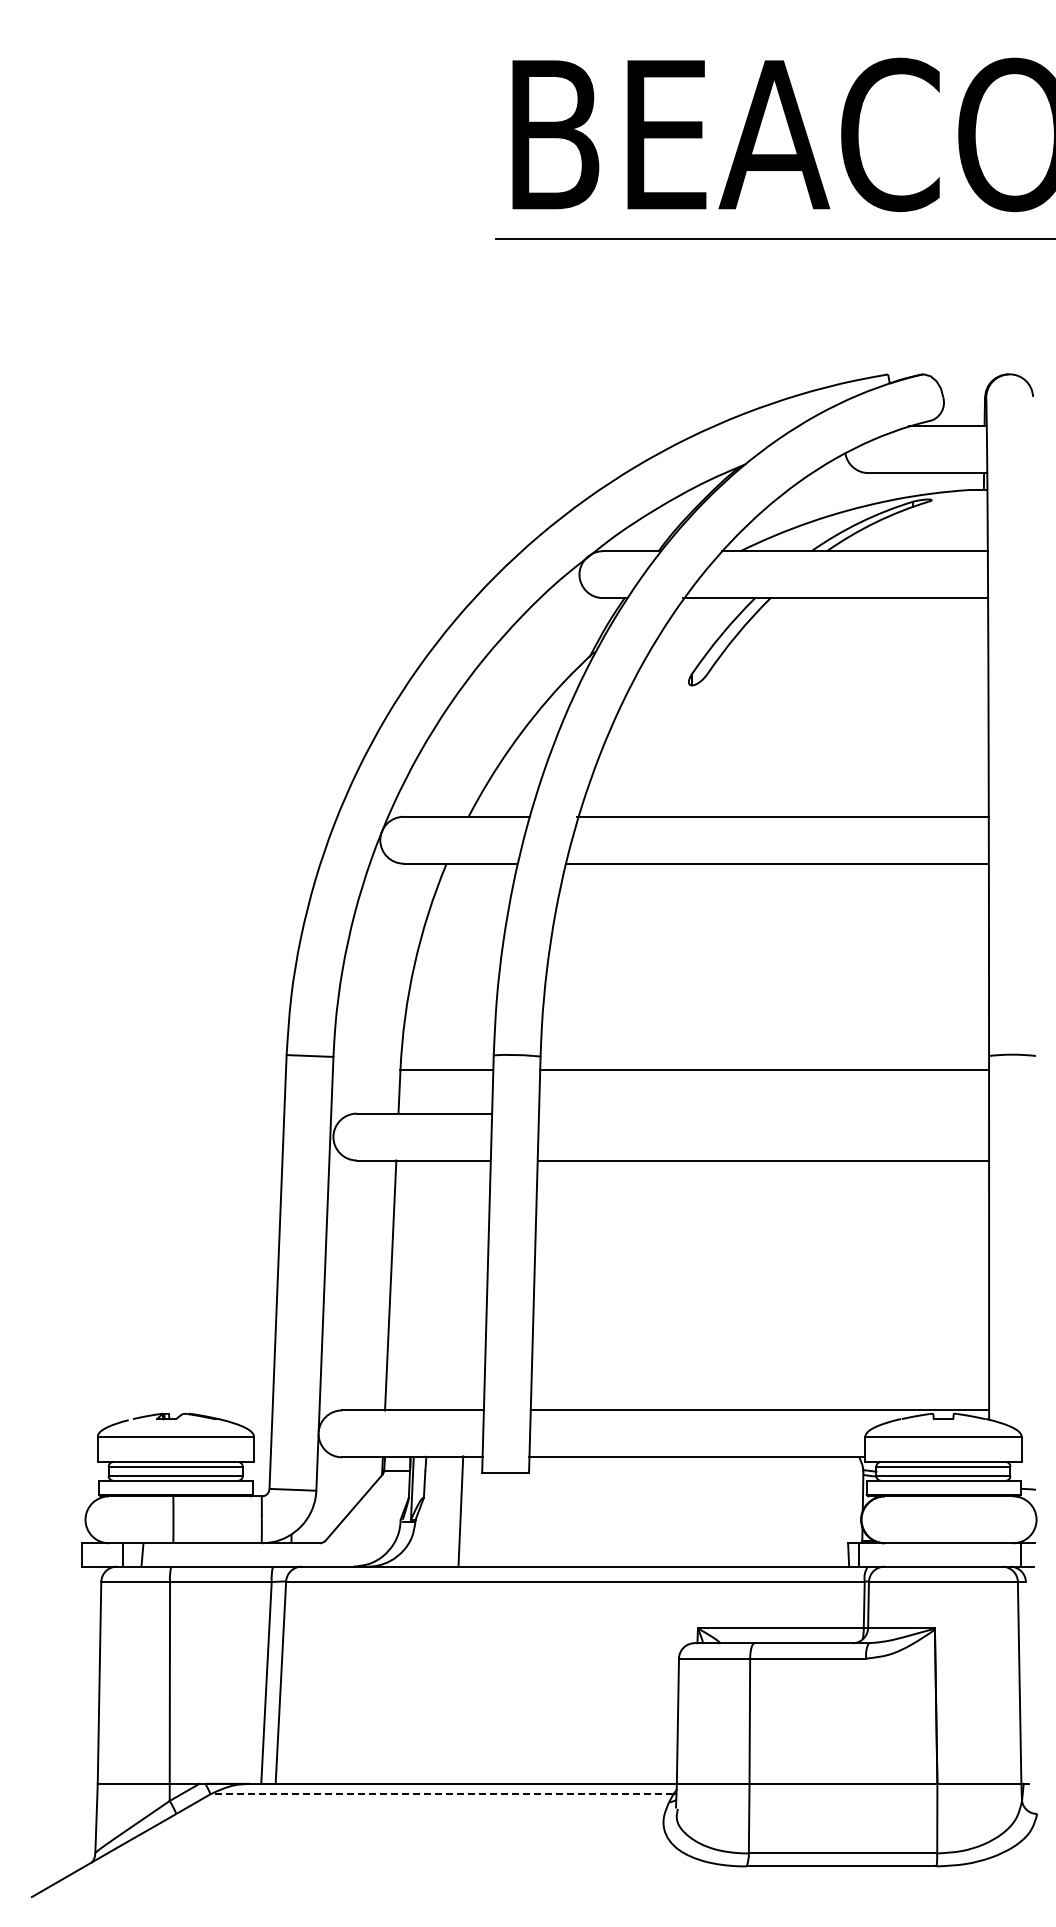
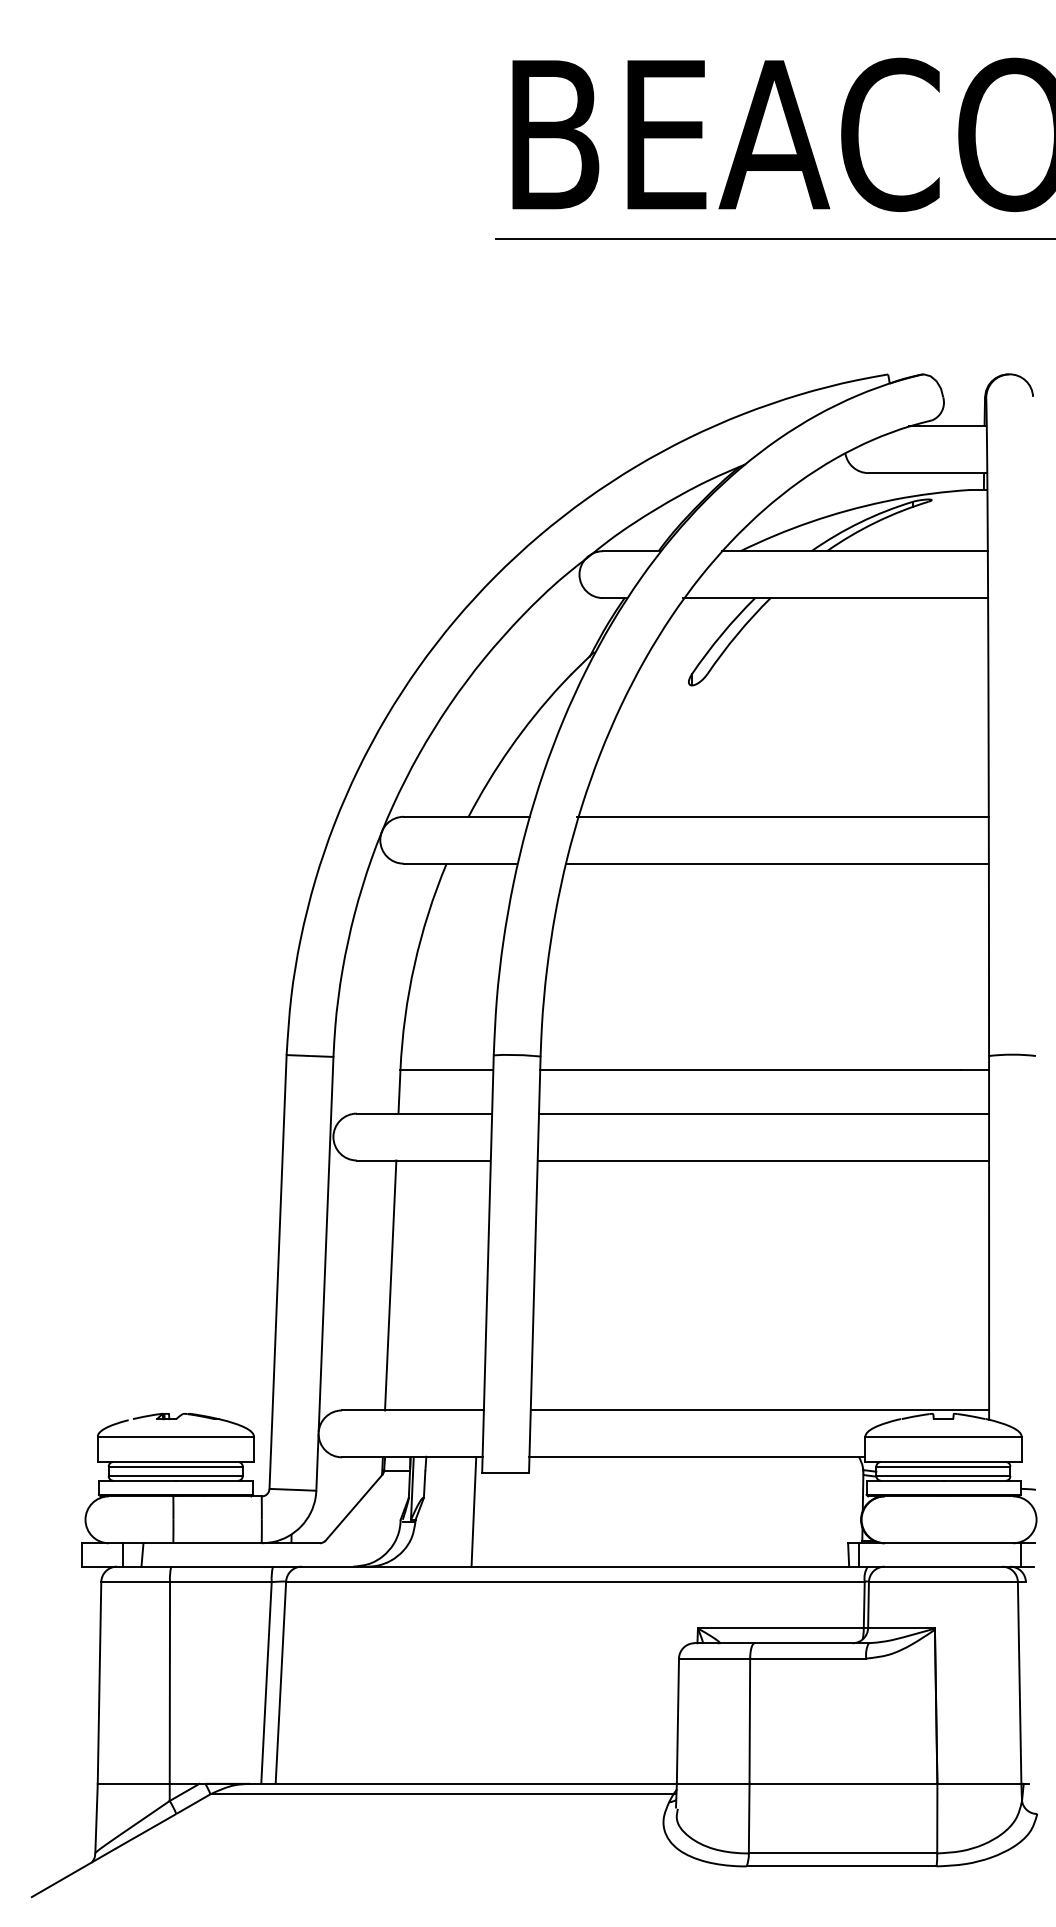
line: none -> present (764, 1113)
line position: (460, 1510) -> (473, 1511) (473, 1511)
line: dashed -> solid (441, 1794)
